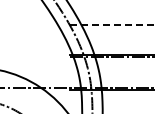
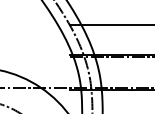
line: dashed -> solid (113, 24)
